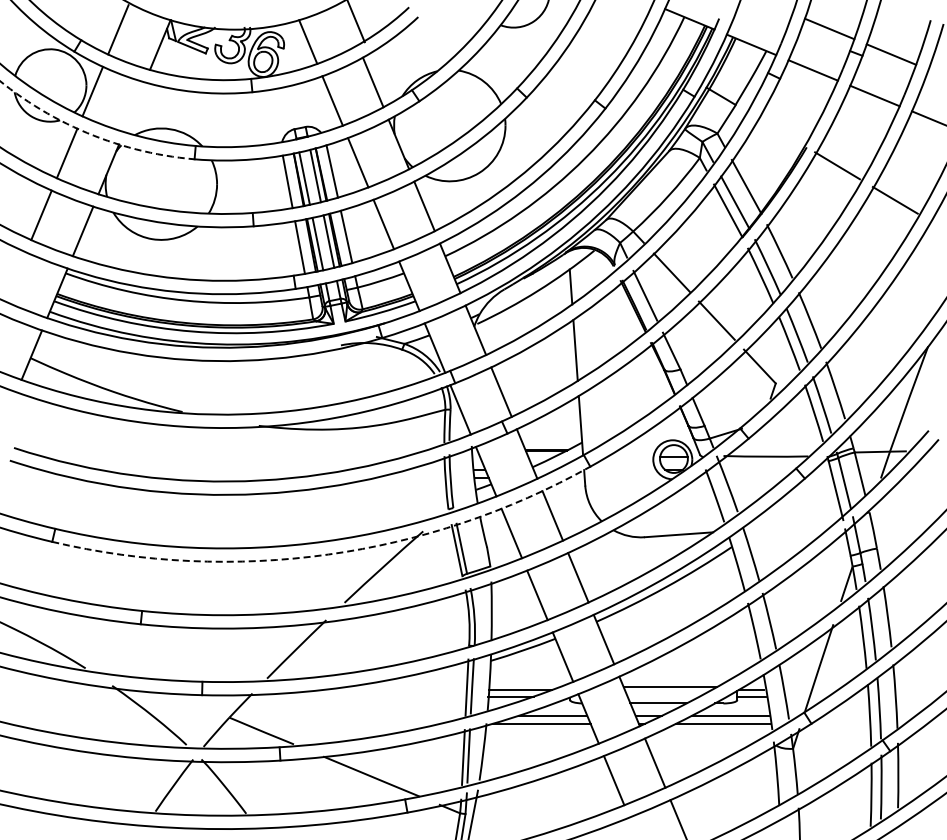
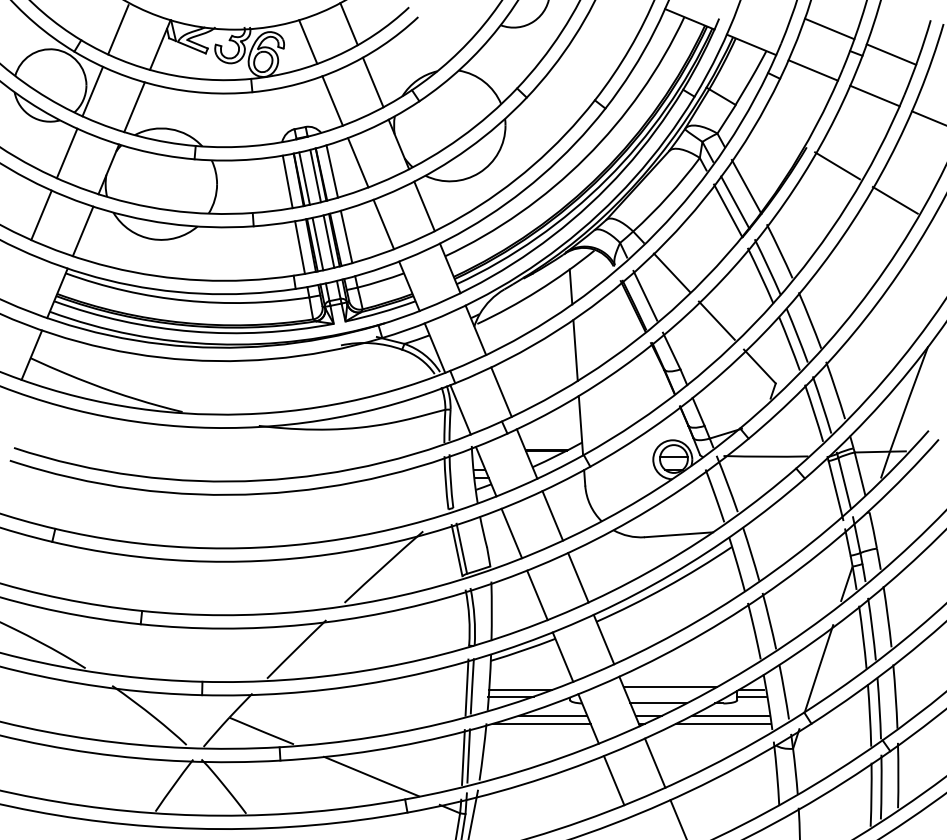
line position: (356, 22) -> (348, 24) (348, 24)
line: none -> present (134, 107)
arc: dashed -> solid (92, 134)
arc: dashed -> solid (328, 554)
